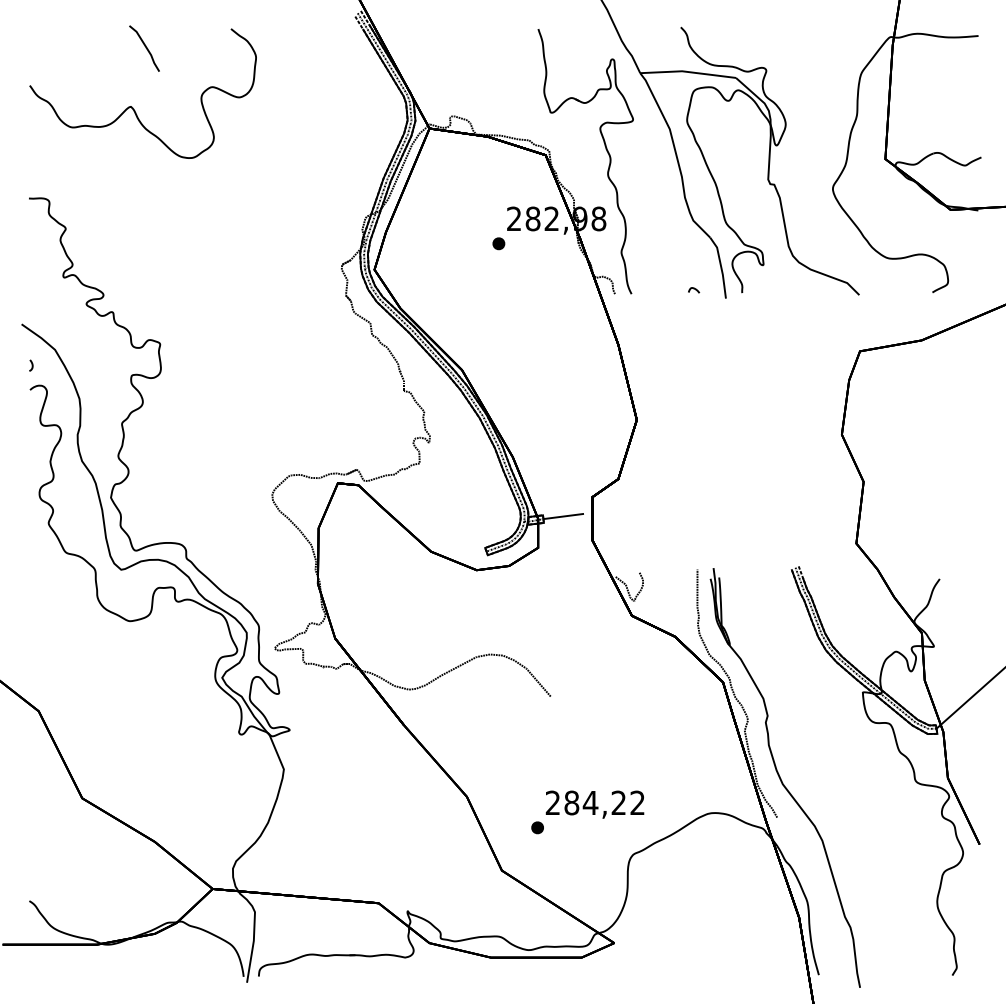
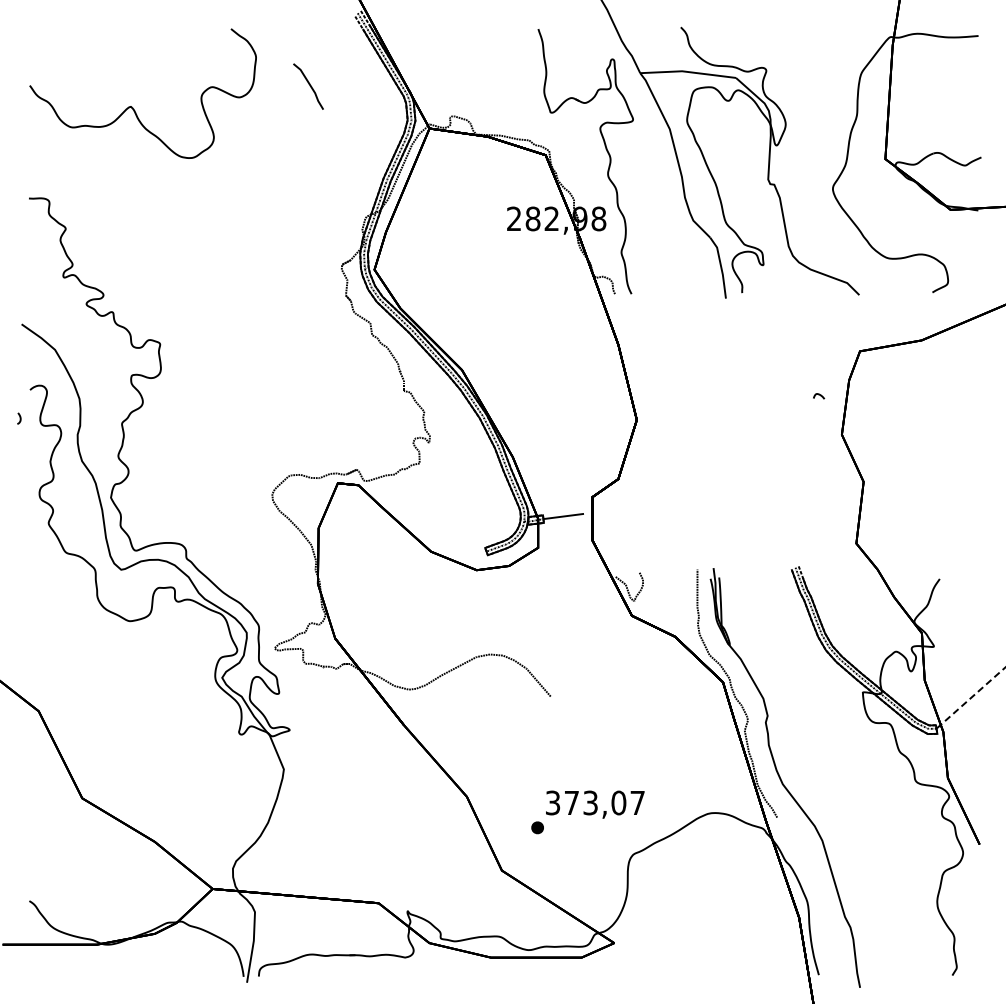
curve position: (145, 48) -> (309, 86) (309, 86)
part: present -> none (498, 243)
curve position: (694, 289) -> (819, 395) (819, 395)
curve position: (31, 365) -> (19, 418) (19, 418)
line: solid -> dashed (970, 698)
text: 284,22 -> 373,07 (594, 802)
